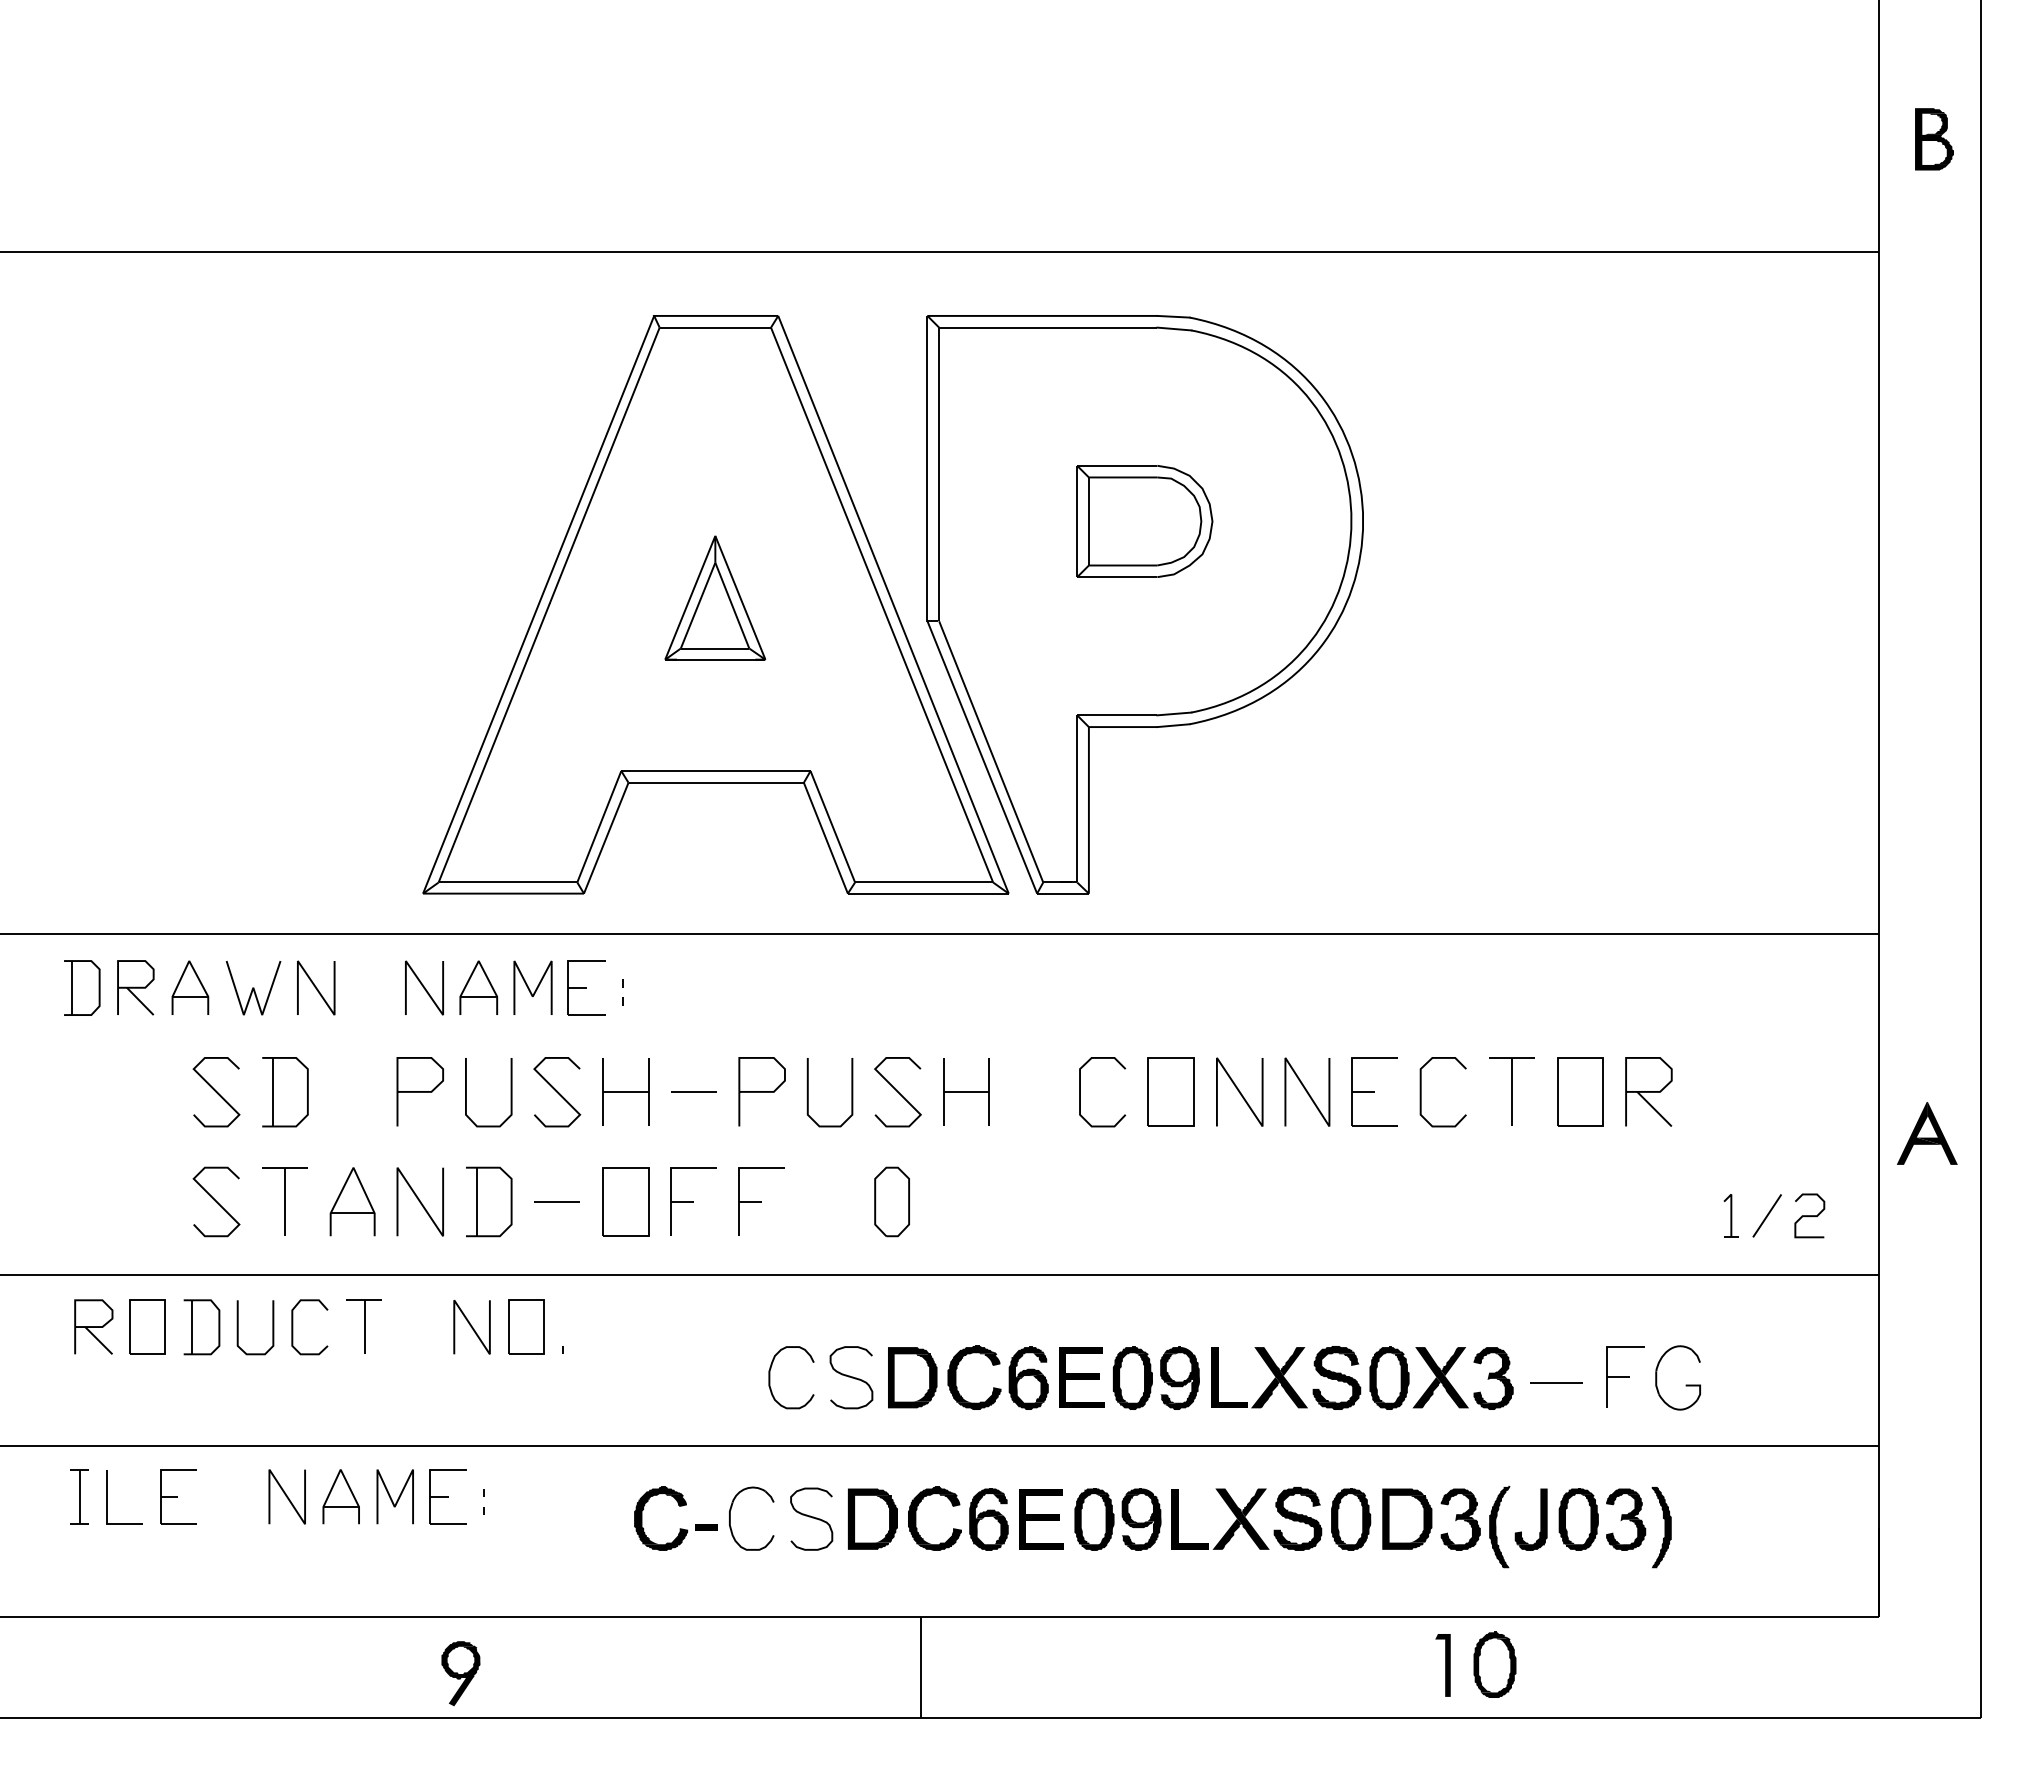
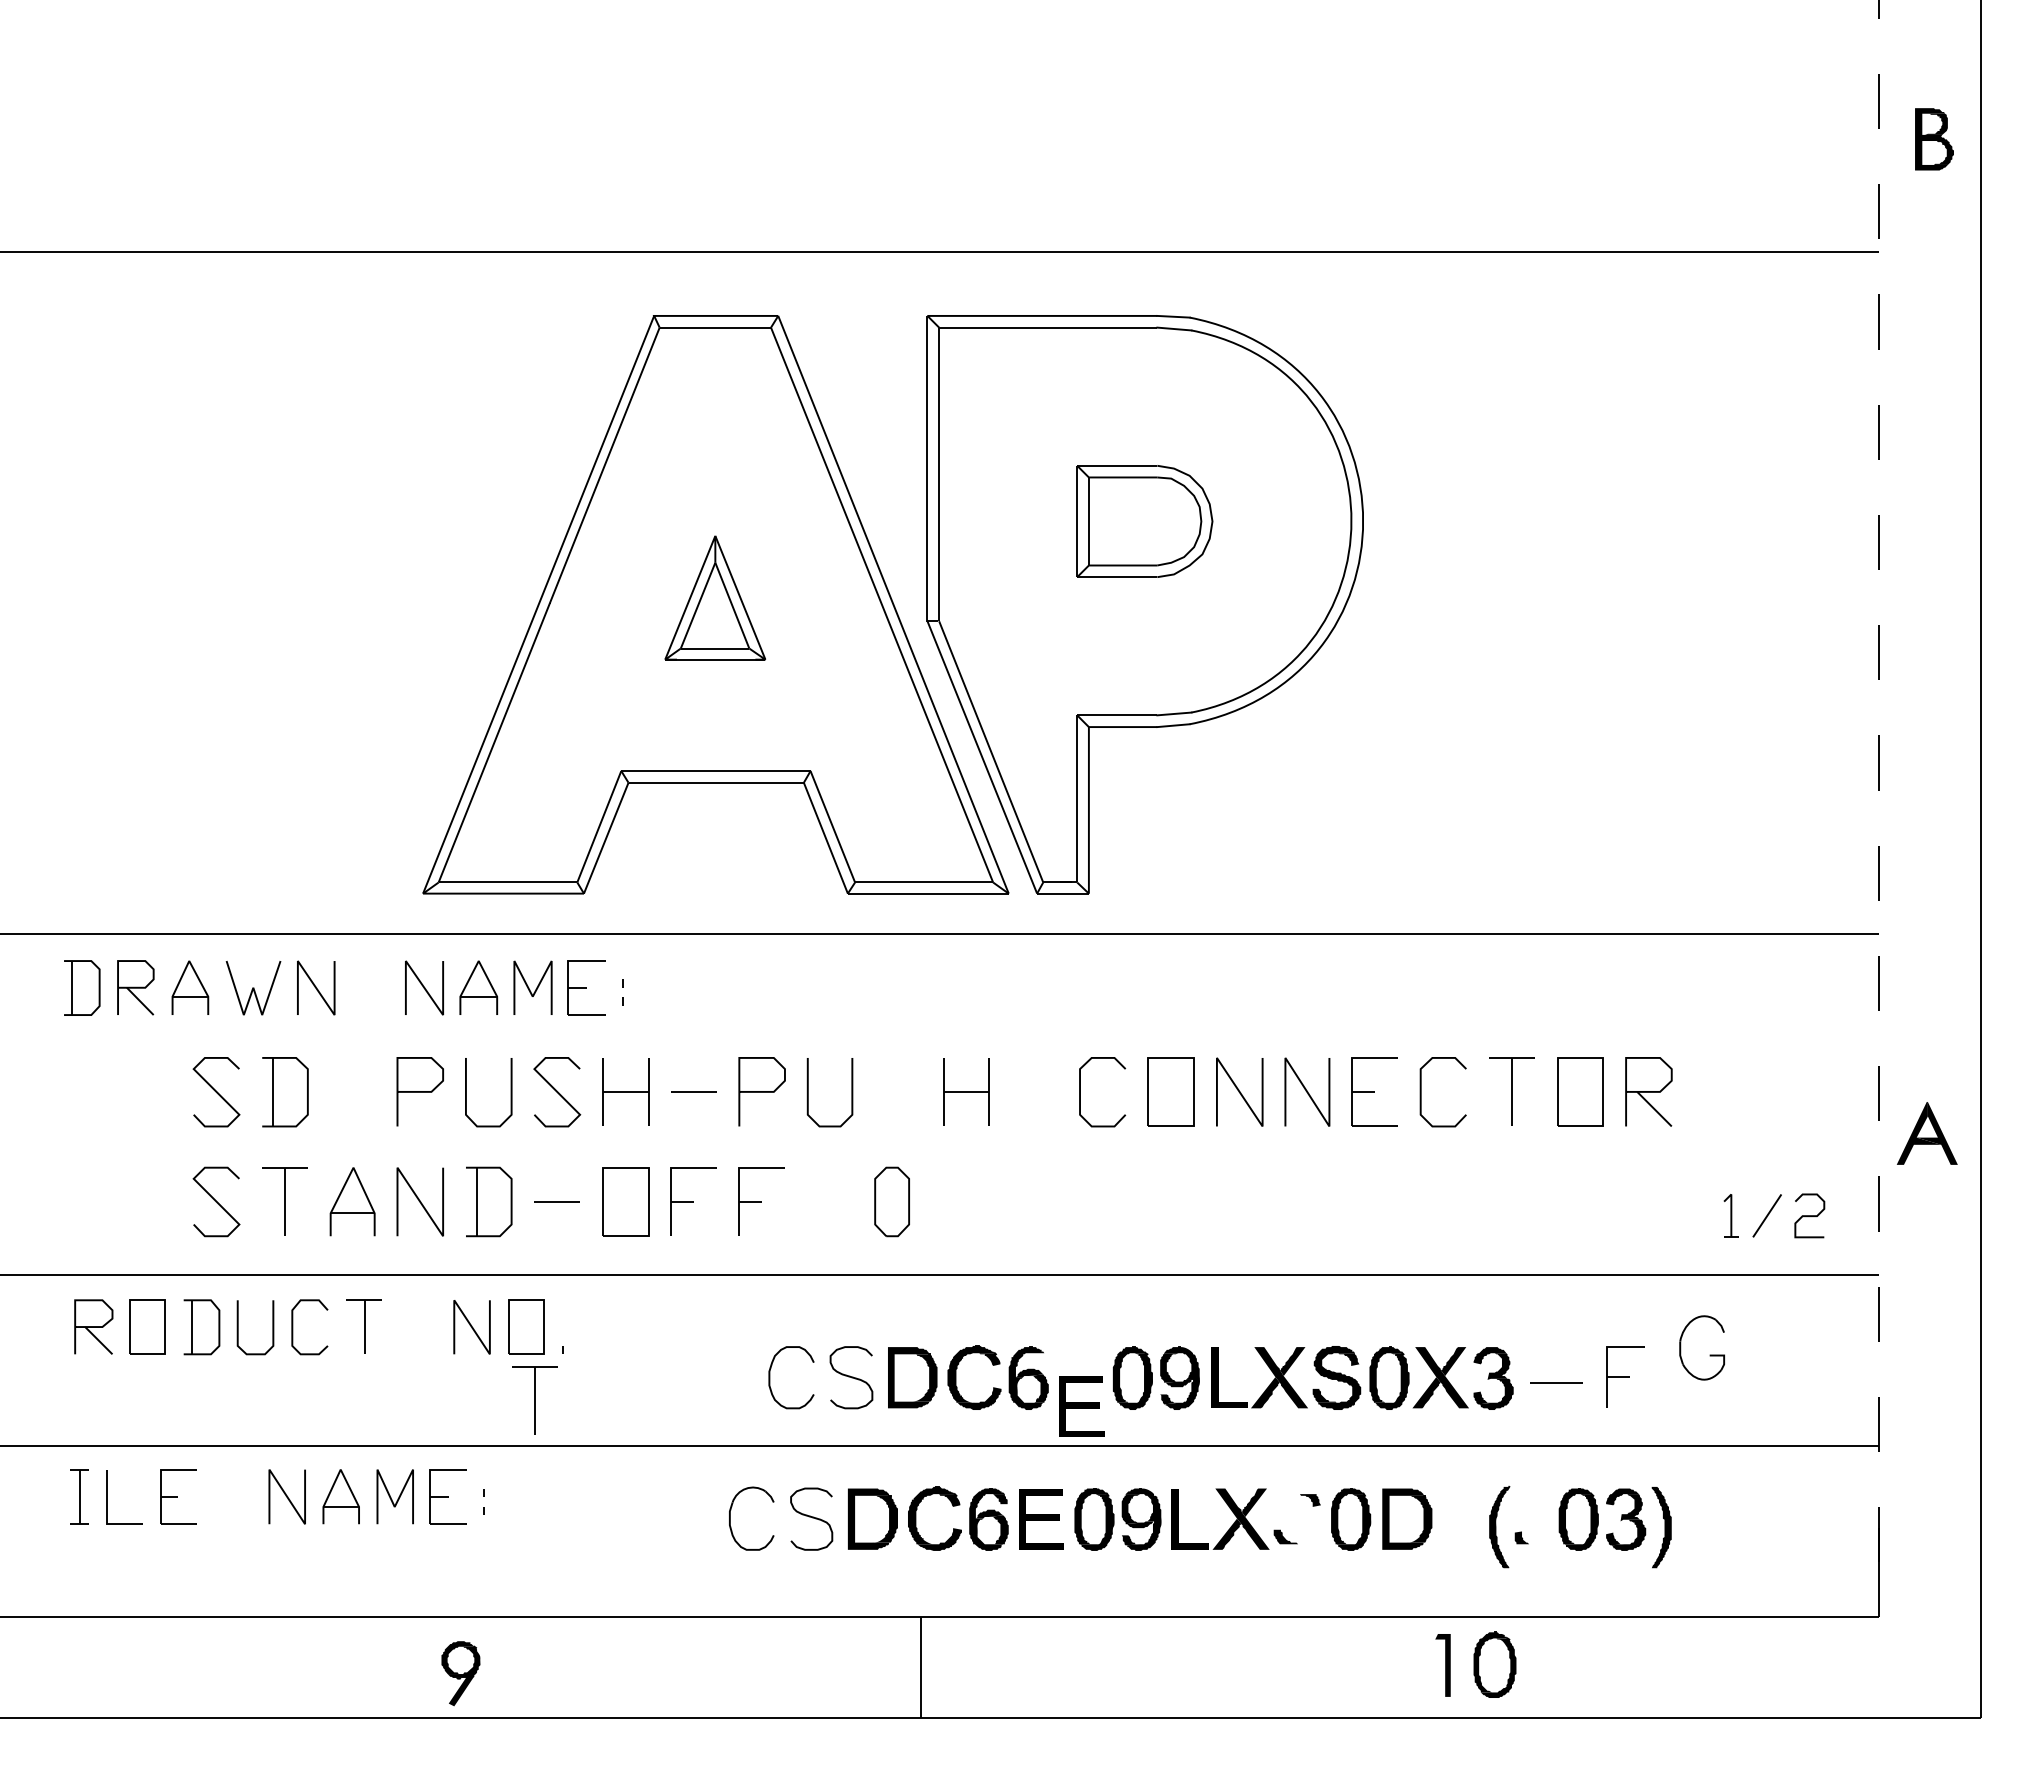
line: solid -> dashed (1879, 808)
curve: present -> none (897, 1092)
fill: present -> none (1038, 1357)
part position: (1081, 1377) -> (1081, 1406) (1081, 1406)
part position: (1685, 1384) -> (1709, 1354) (1709, 1354)
part: none -> present (534, 1400)
fill: present -> none (1298, 1518)
part: present -> none (1460, 1519)
fill: present -> none (1531, 1519)
part: present -> none (679, 1528)
